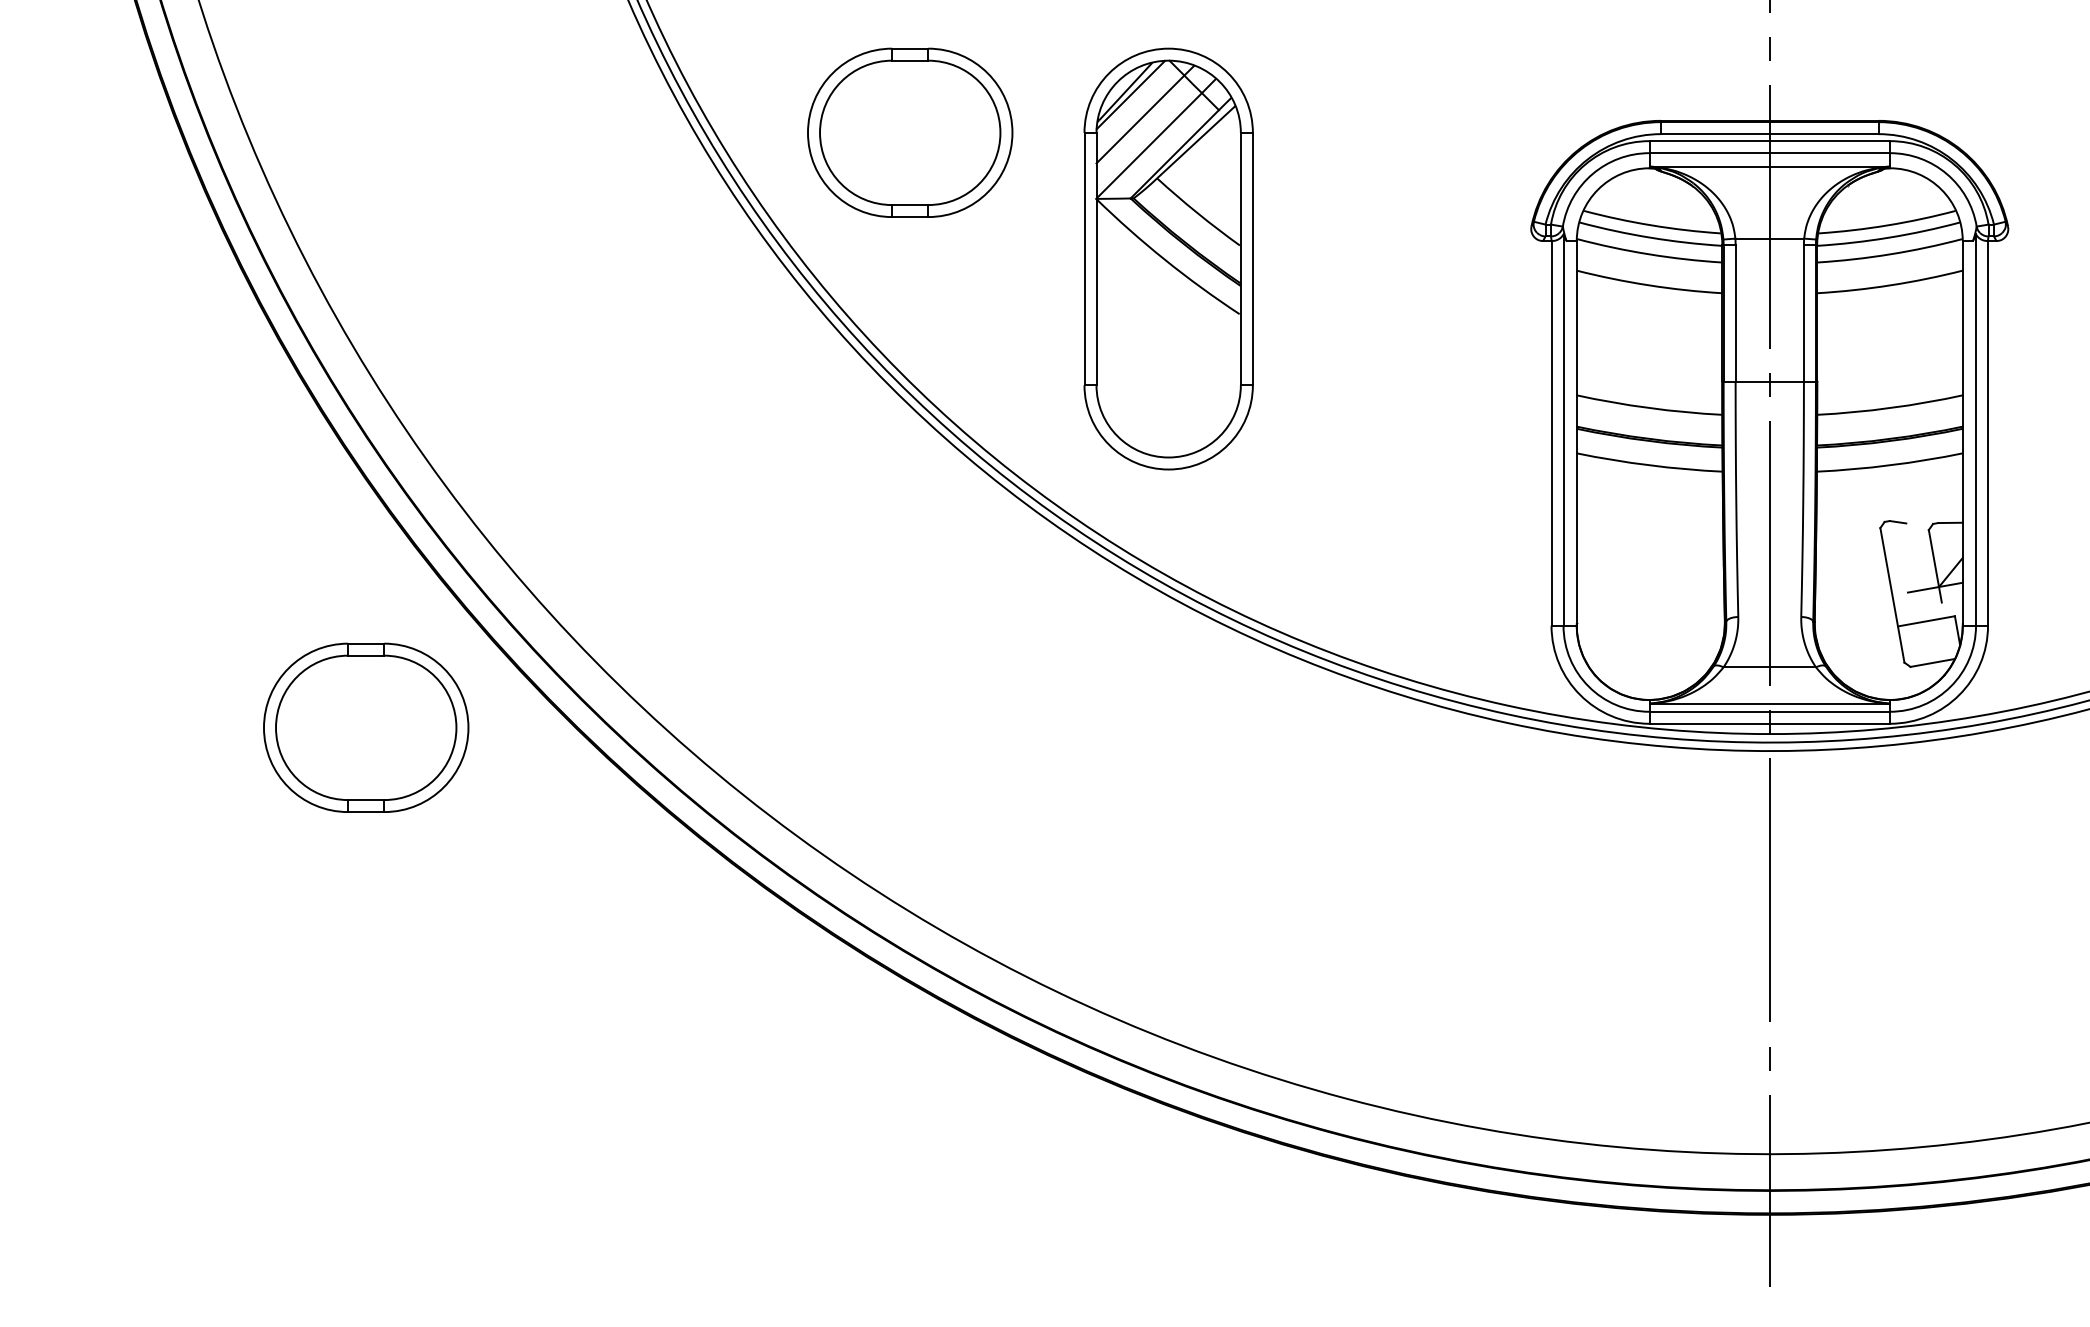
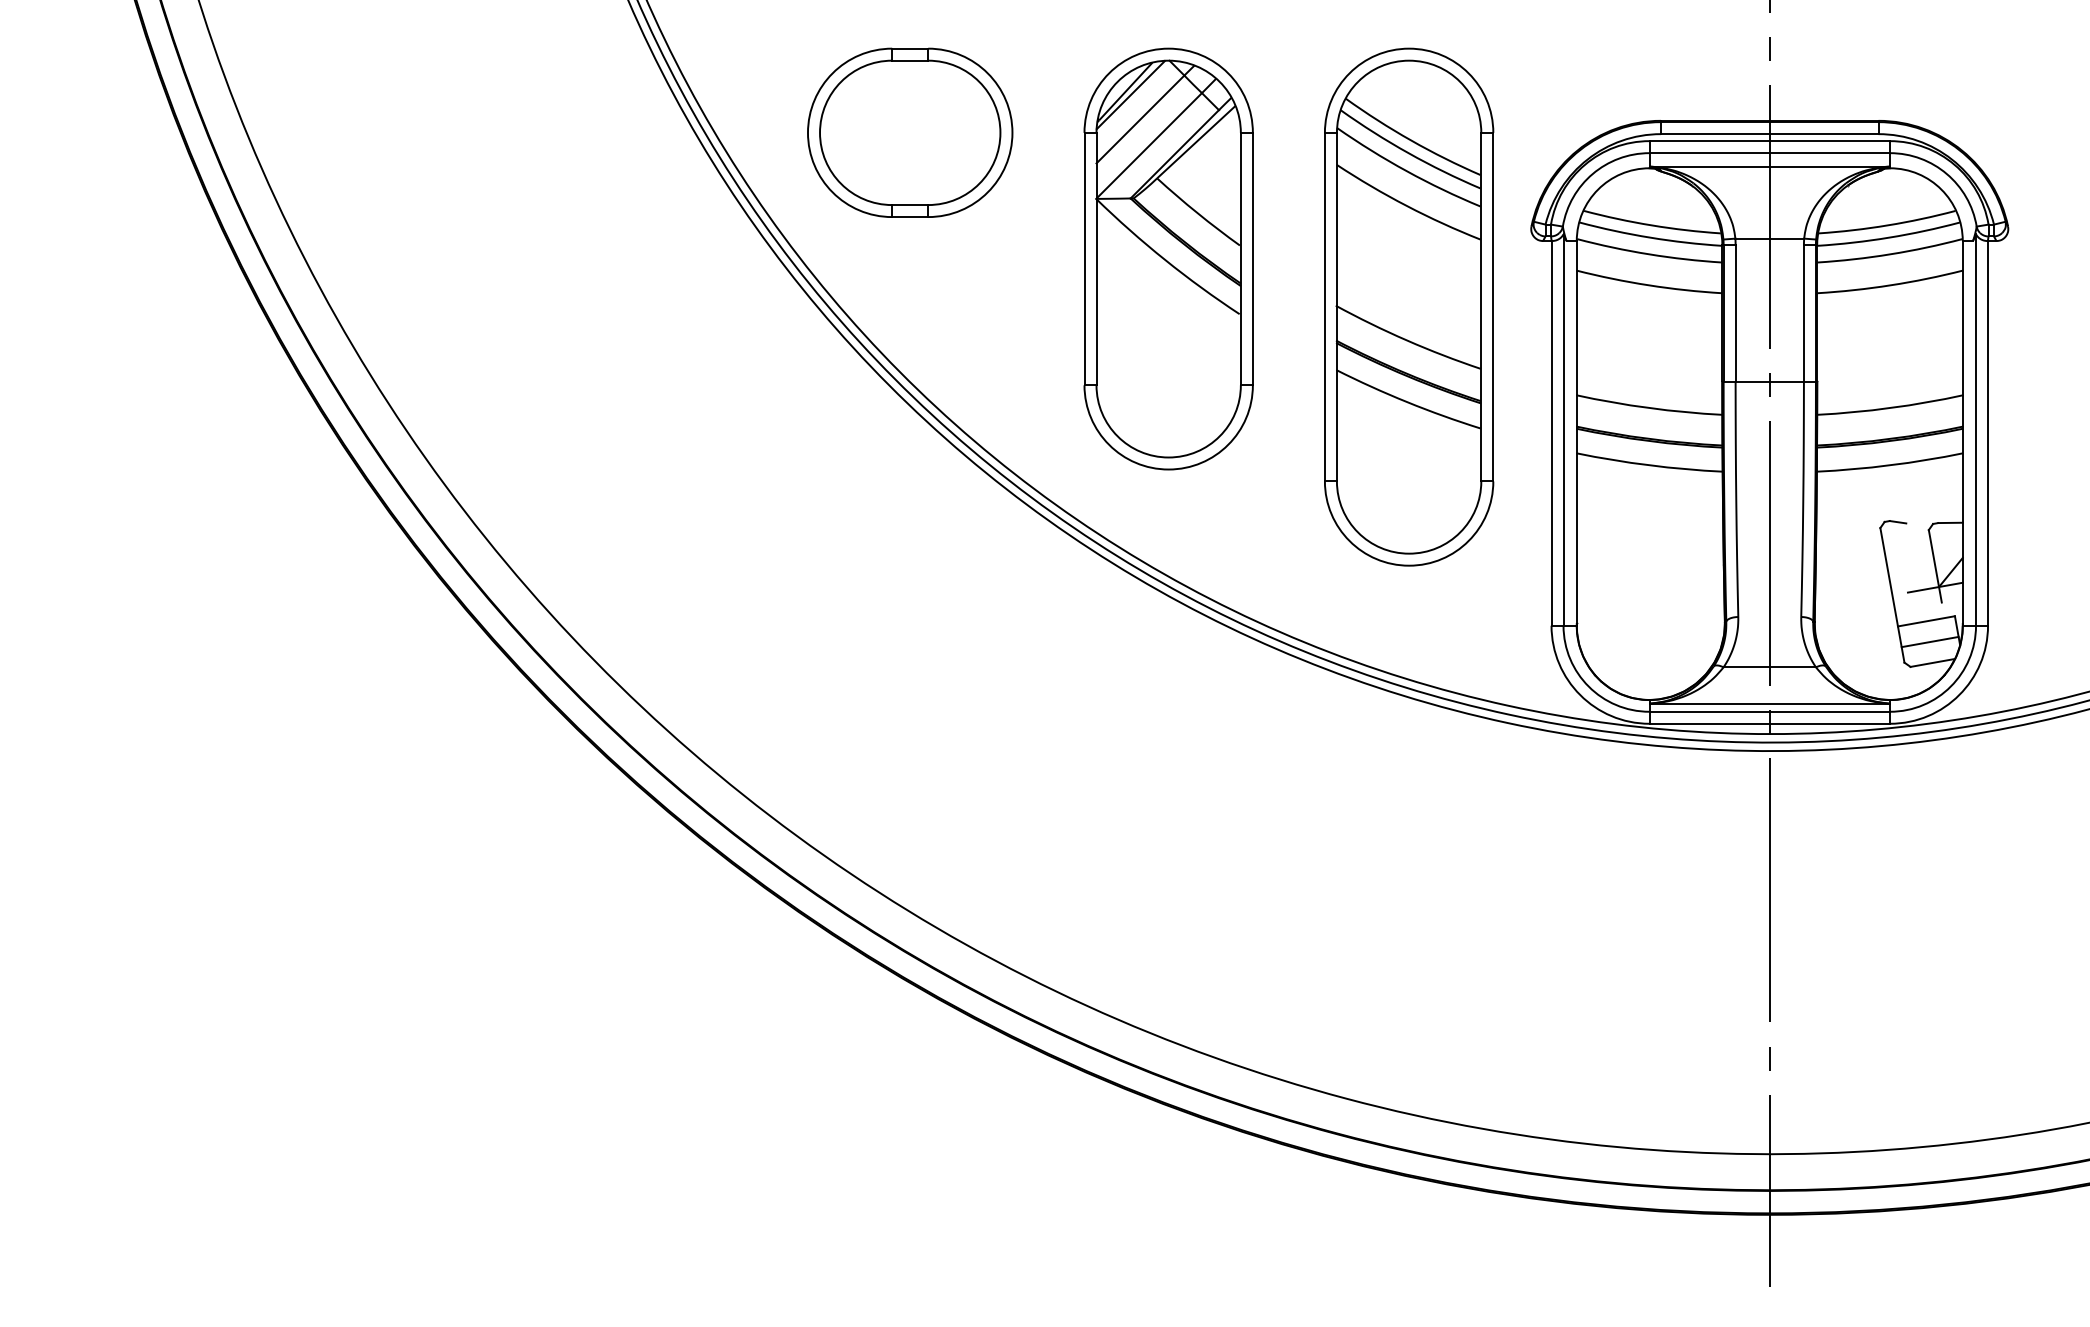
part: none -> present (1409, 306)
line: none -> present (1929, 641)
part: present -> none (366, 727)
